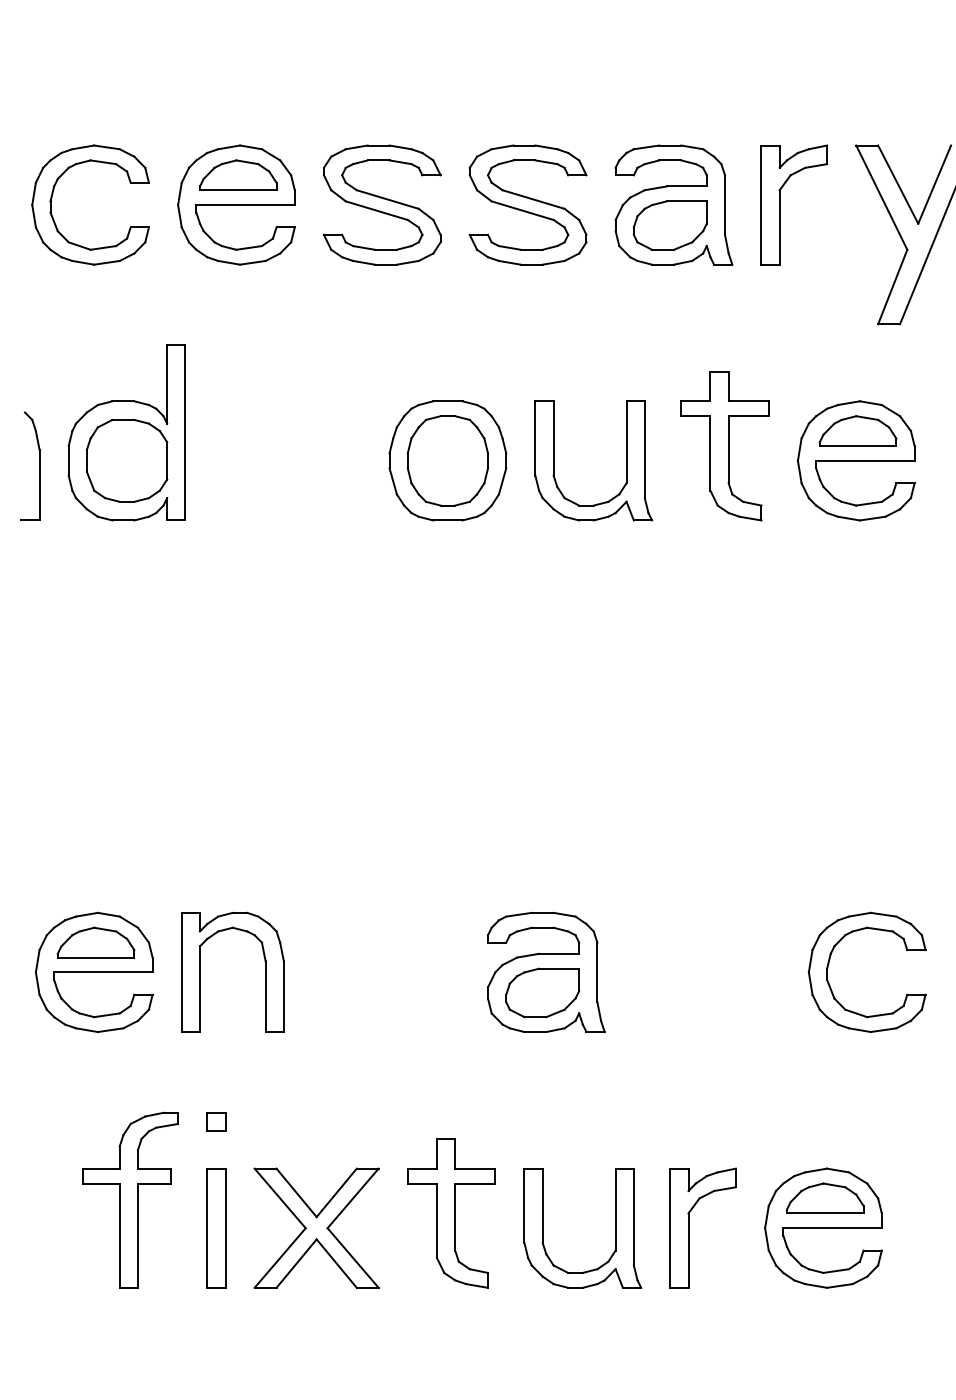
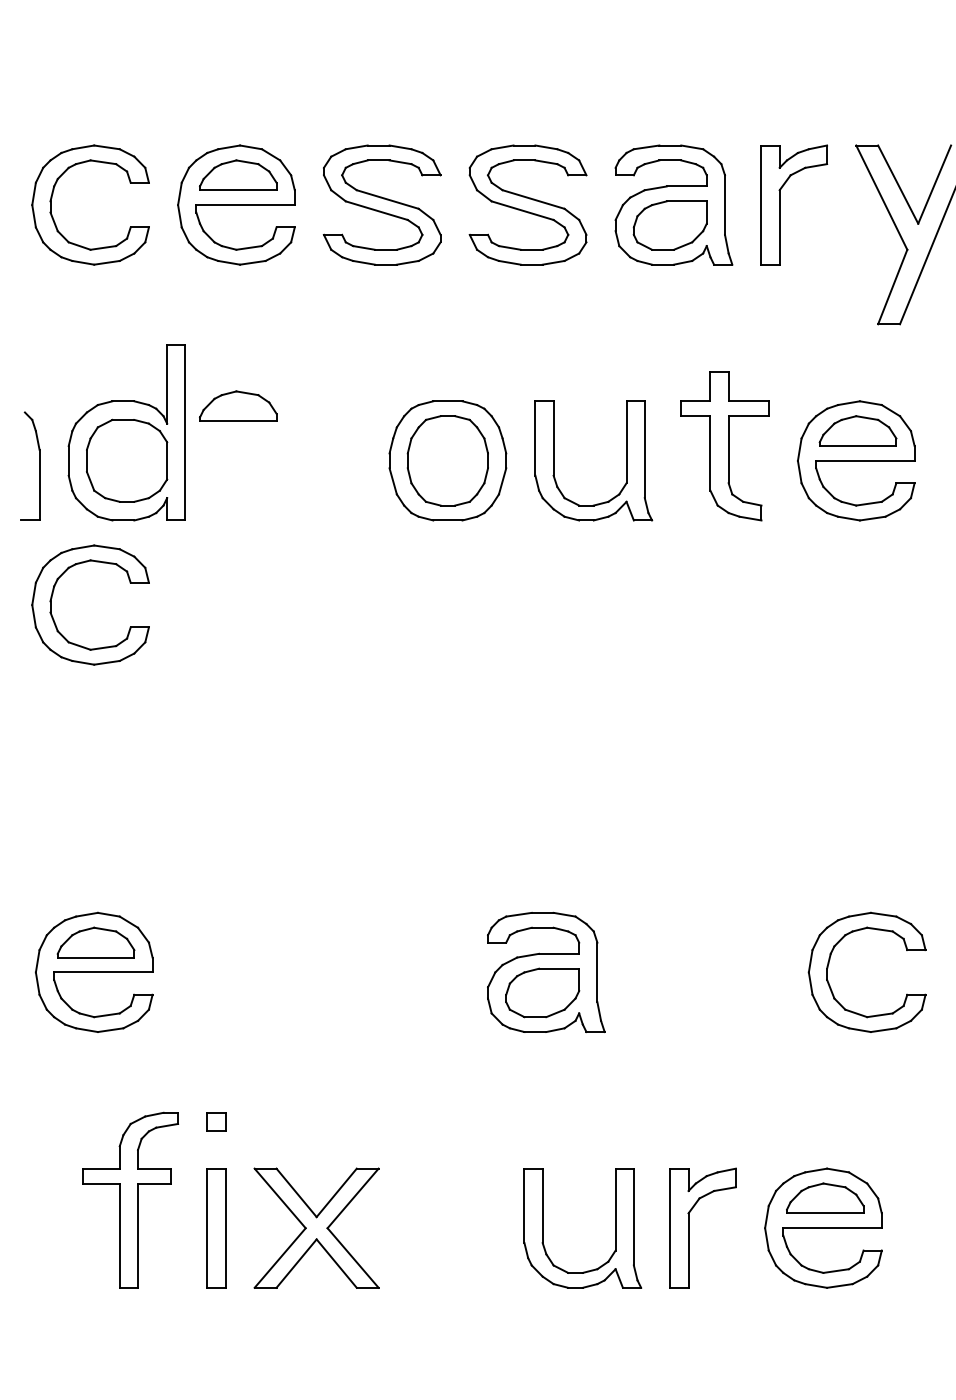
part: none -> present (238, 405)
part: none -> present (53, 594)
part: present -> none (200, 971)
part: present -> none (451, 1213)
